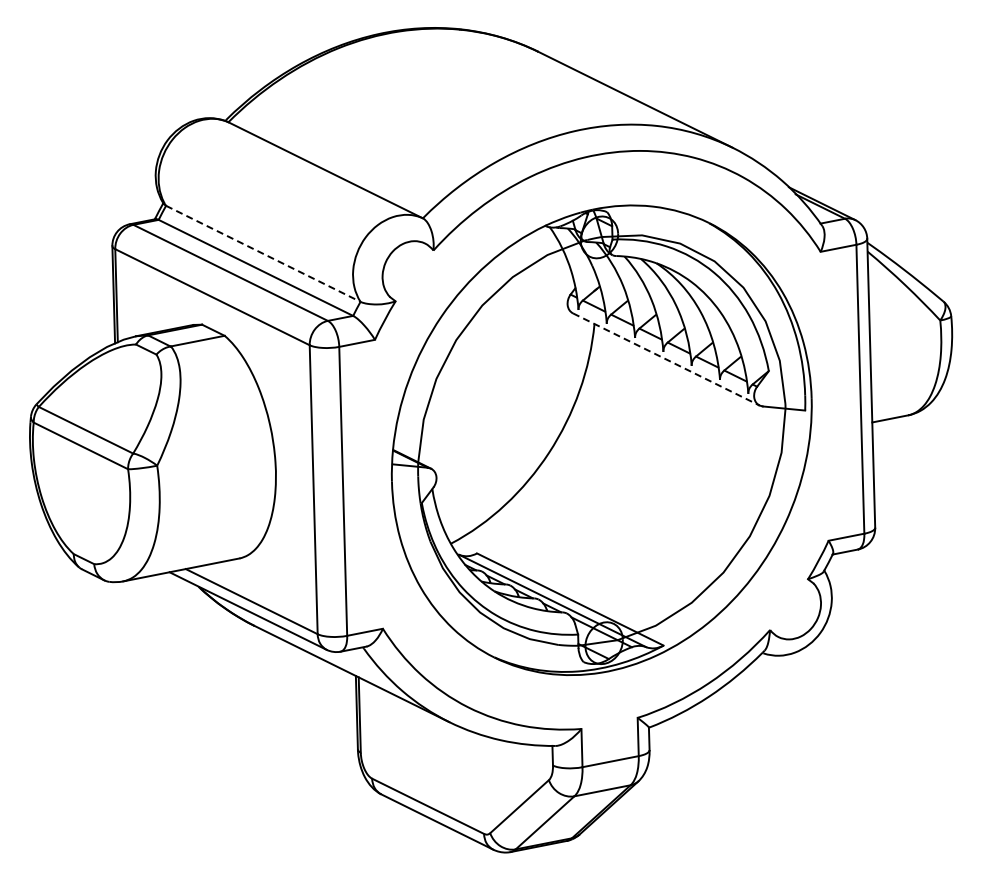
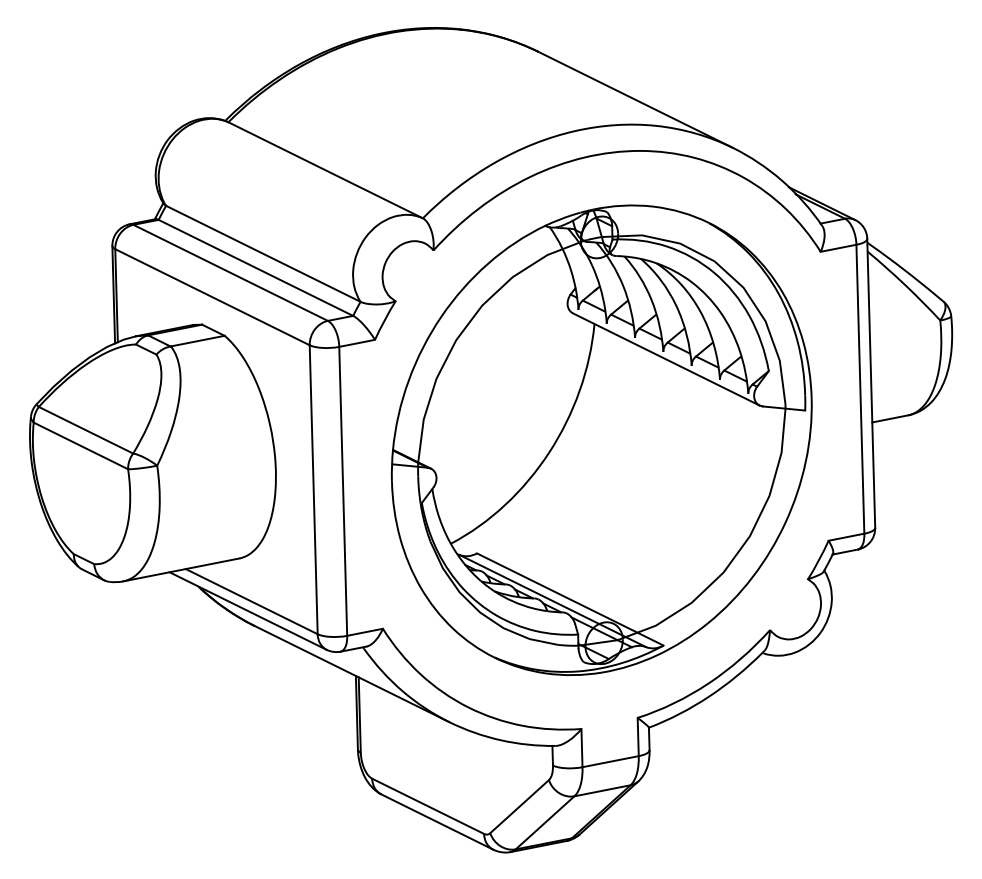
line: dashed -> solid (263, 254)
line: dashed -> solid (666, 359)
